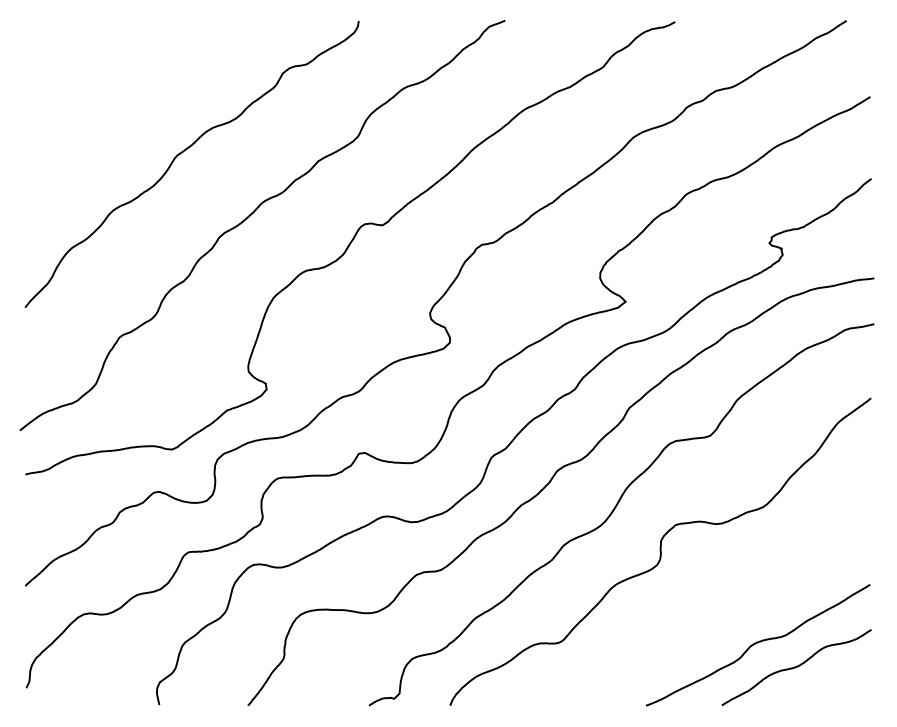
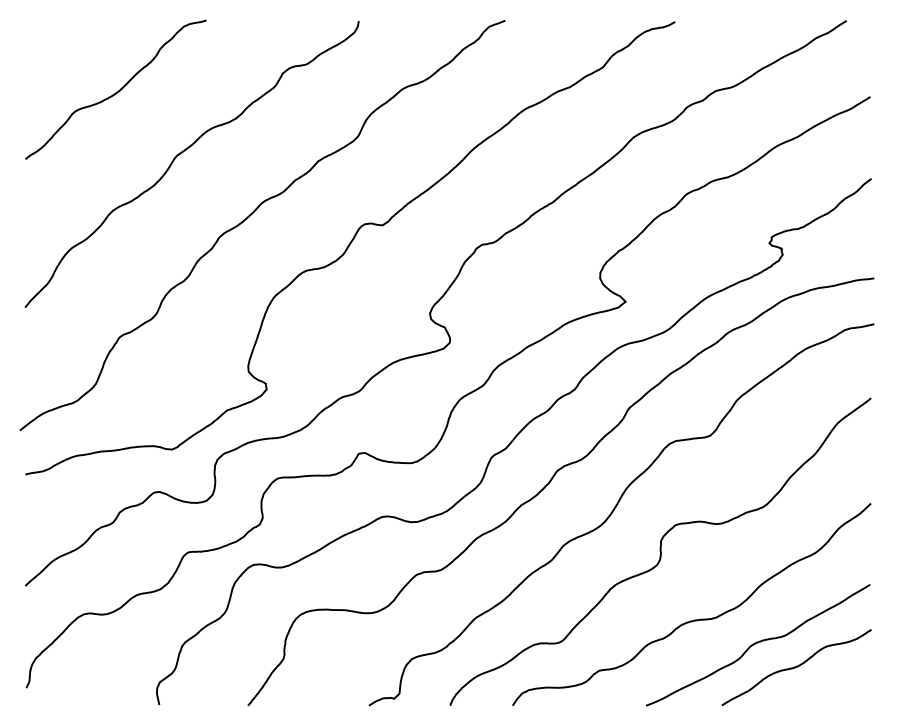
curve: none -> present (116, 91)
curve: none -> present (694, 619)
